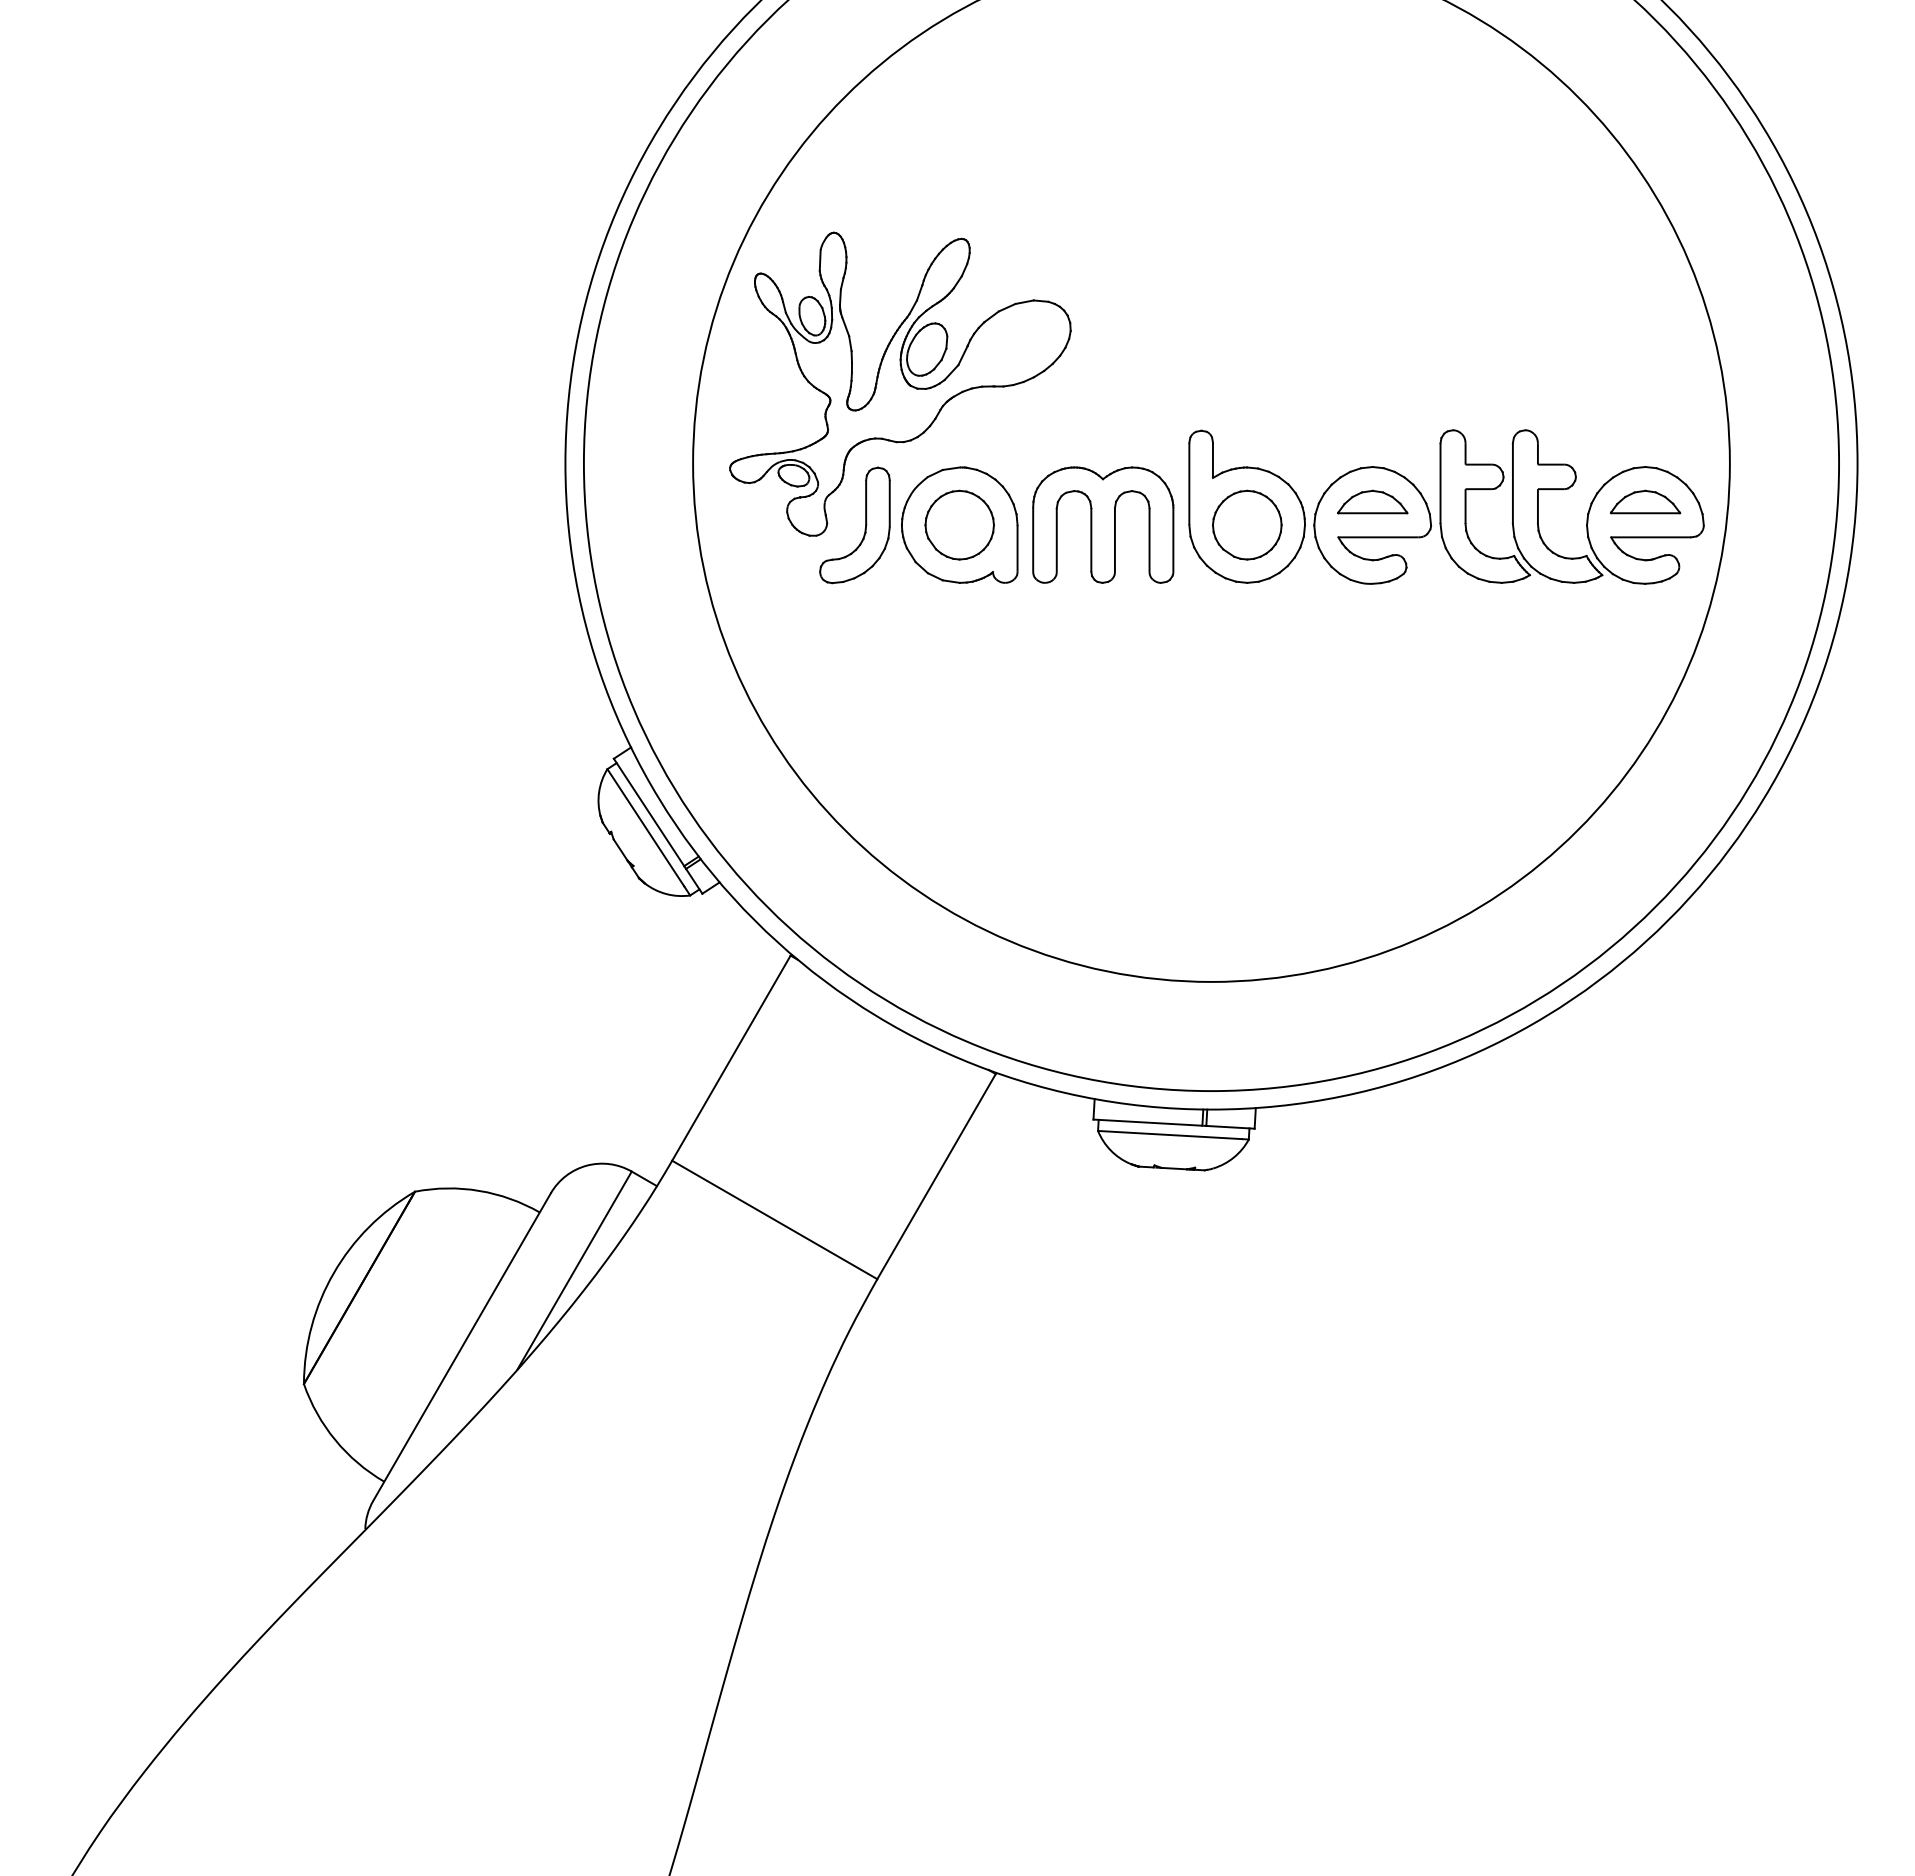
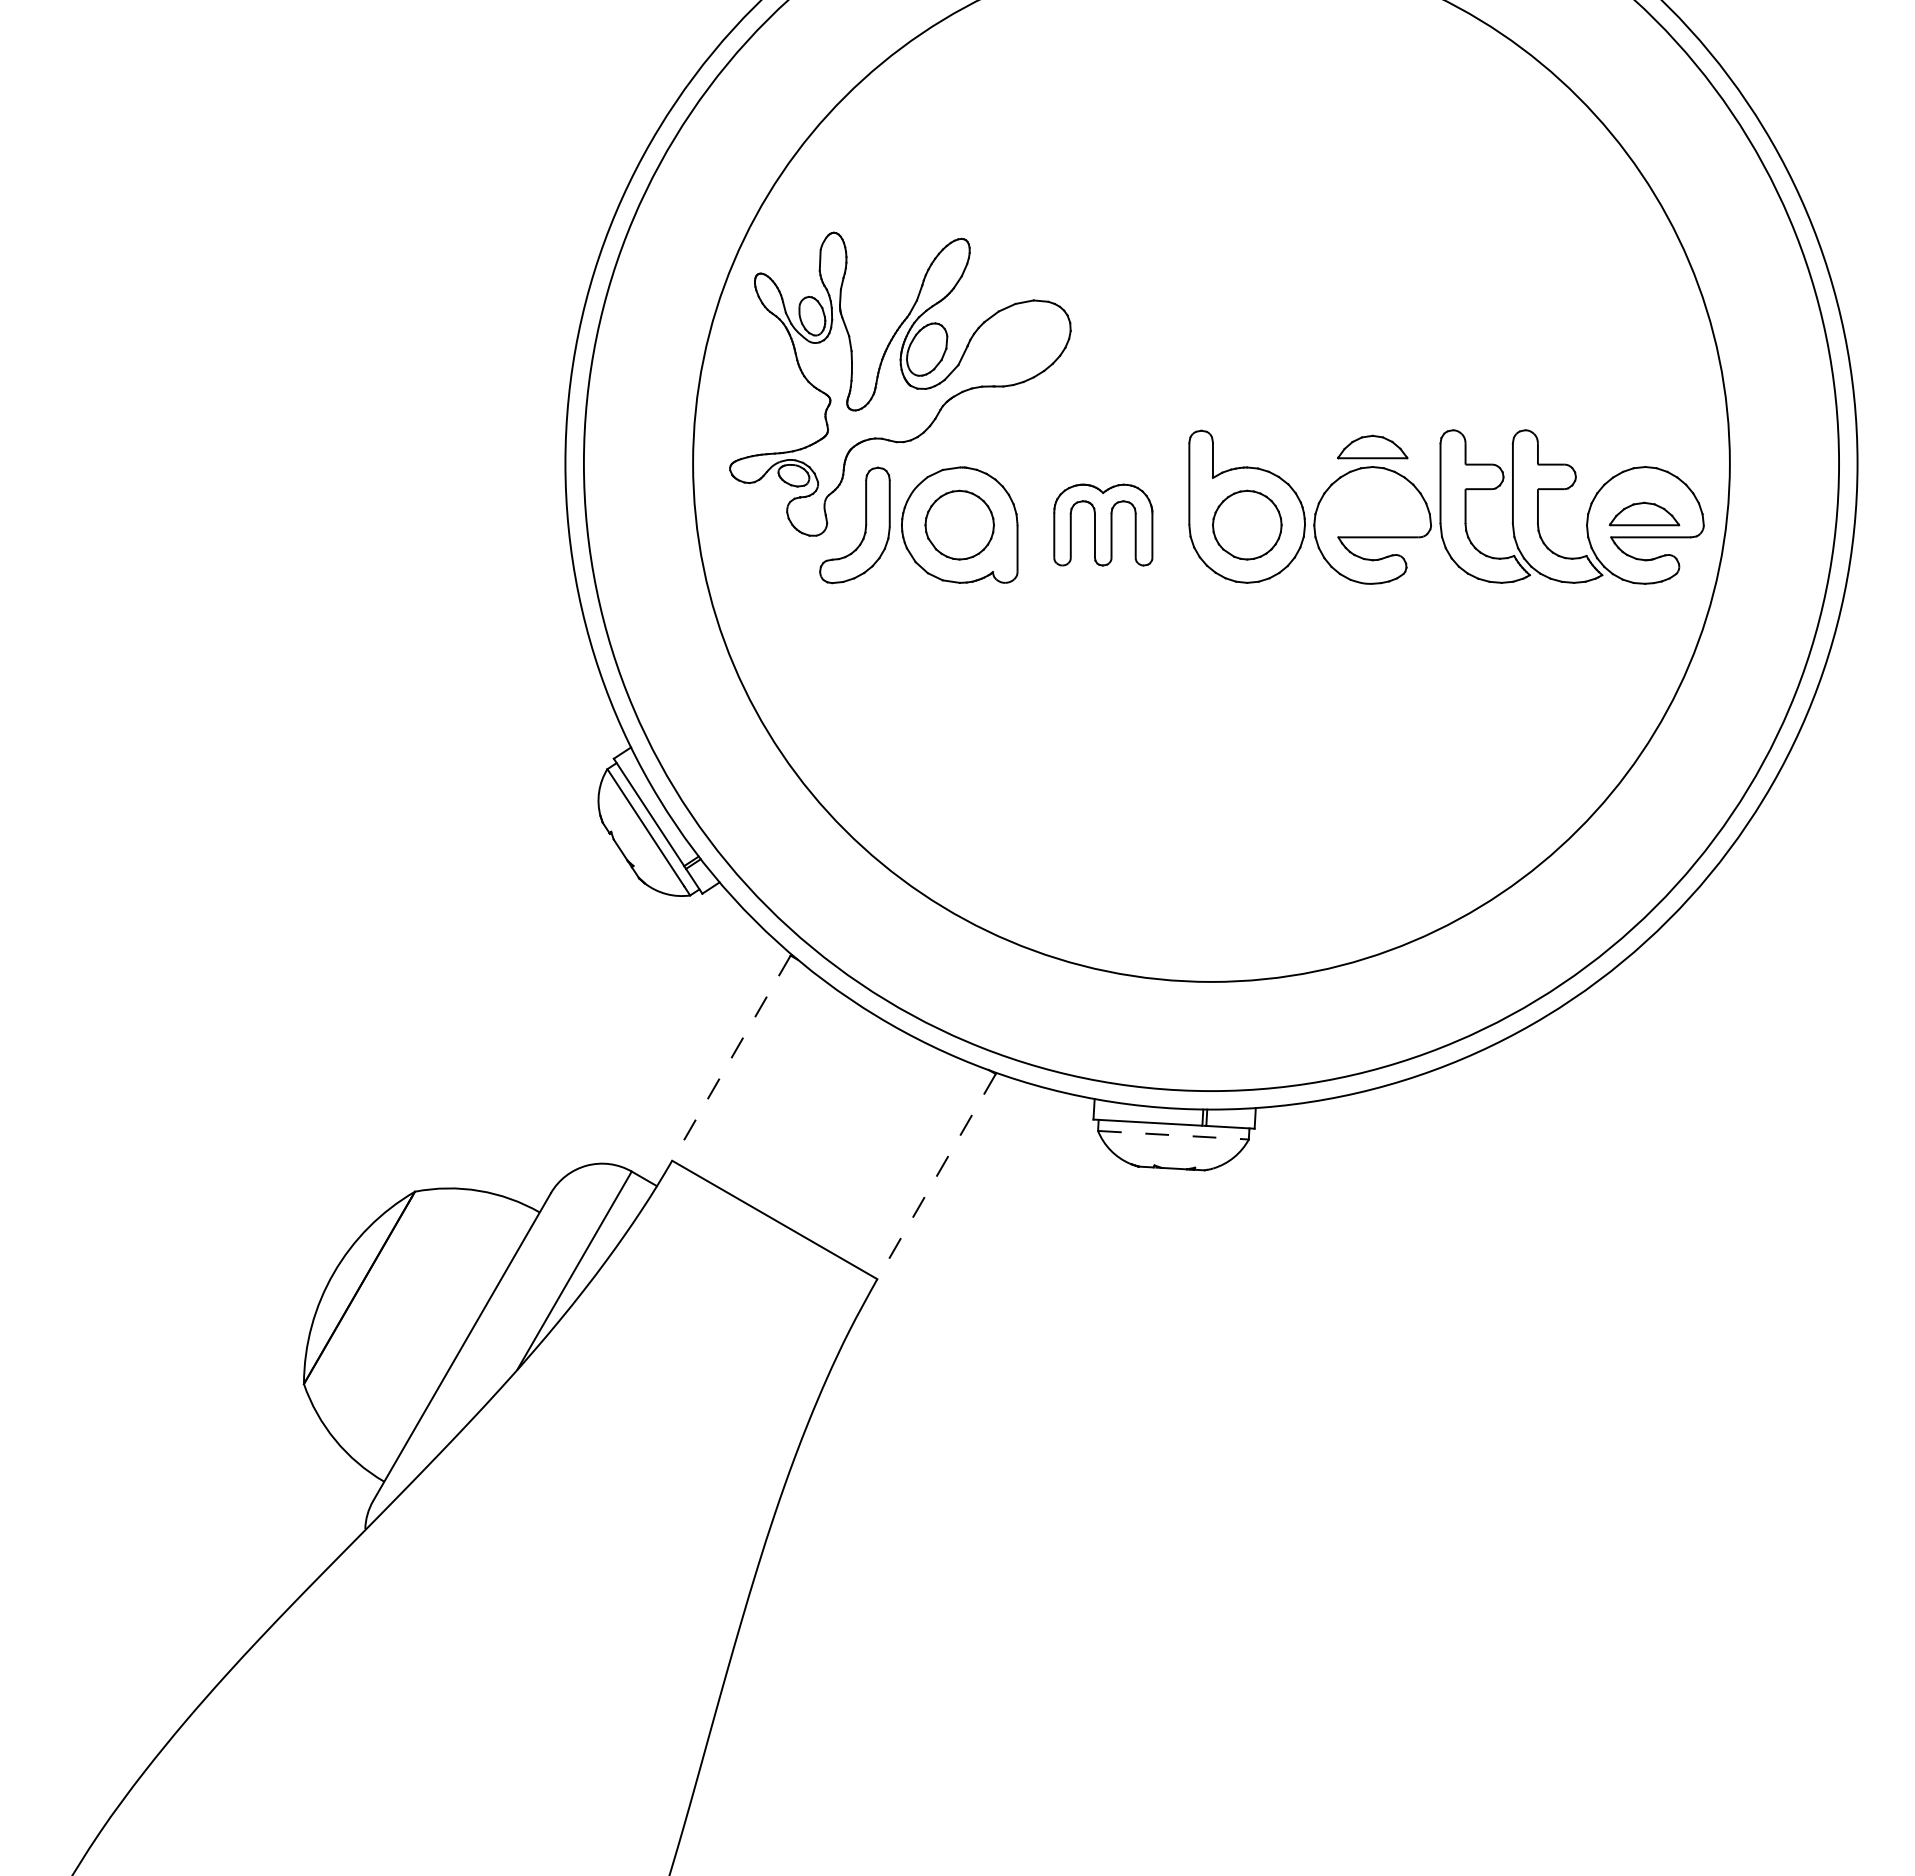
part position: (1372, 501) -> (1372, 446) (1372, 446)
part position: (1645, 501) -> (1644, 513) (1644, 513)
part size: 143x118 px -> 101x84 px (1103, 524)
line: solid -> dashed (731, 1058)
line: solid -> dashed (1169, 1135)
line: solid -> dashed (936, 1177)
